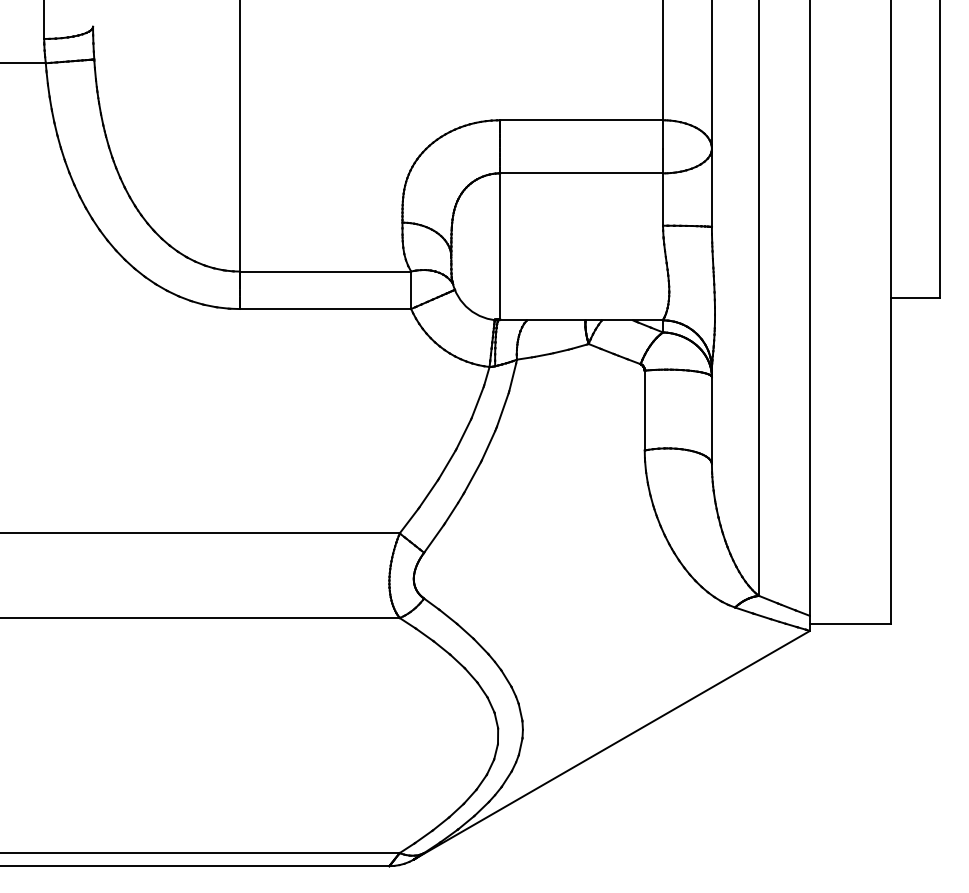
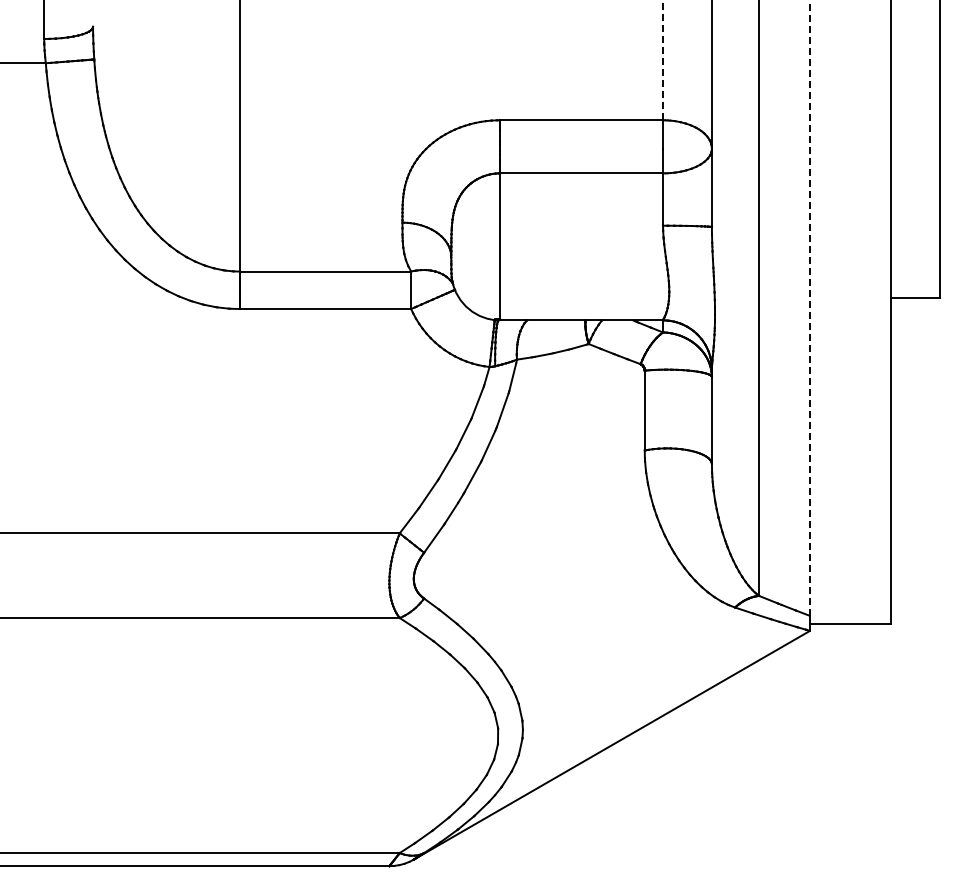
line: solid -> dashed (663, 60)
line: solid -> dashed (809, 307)
